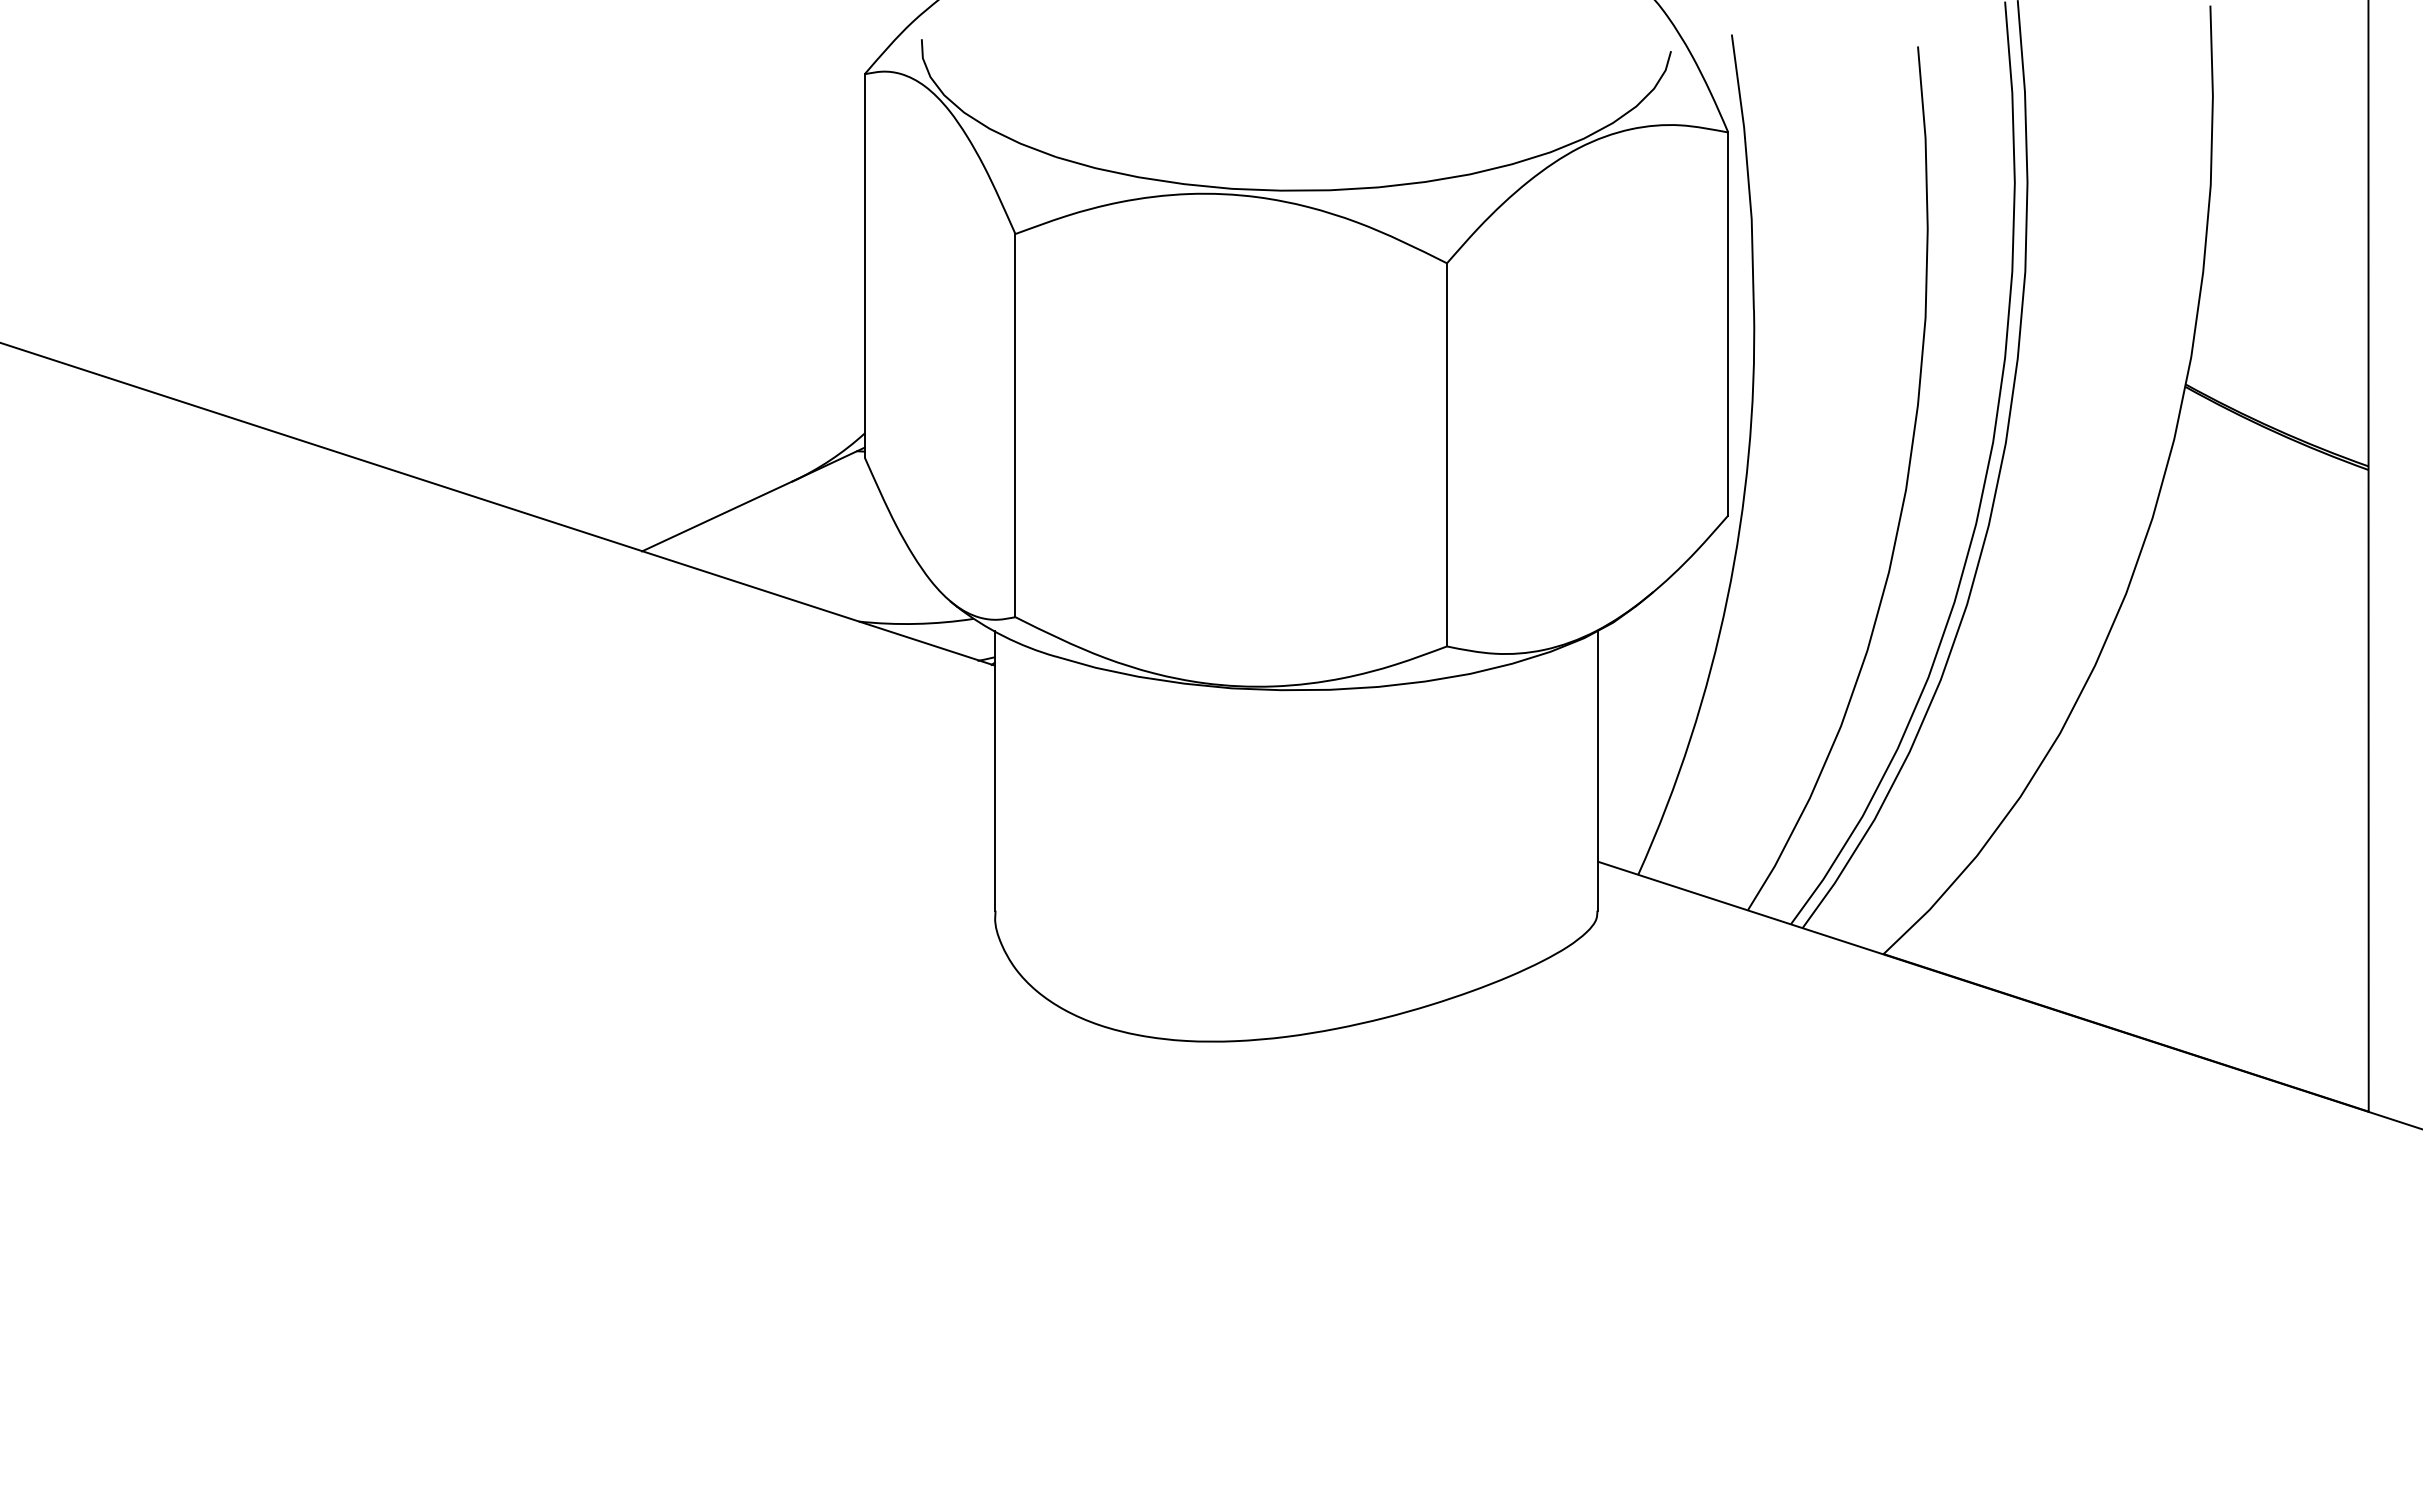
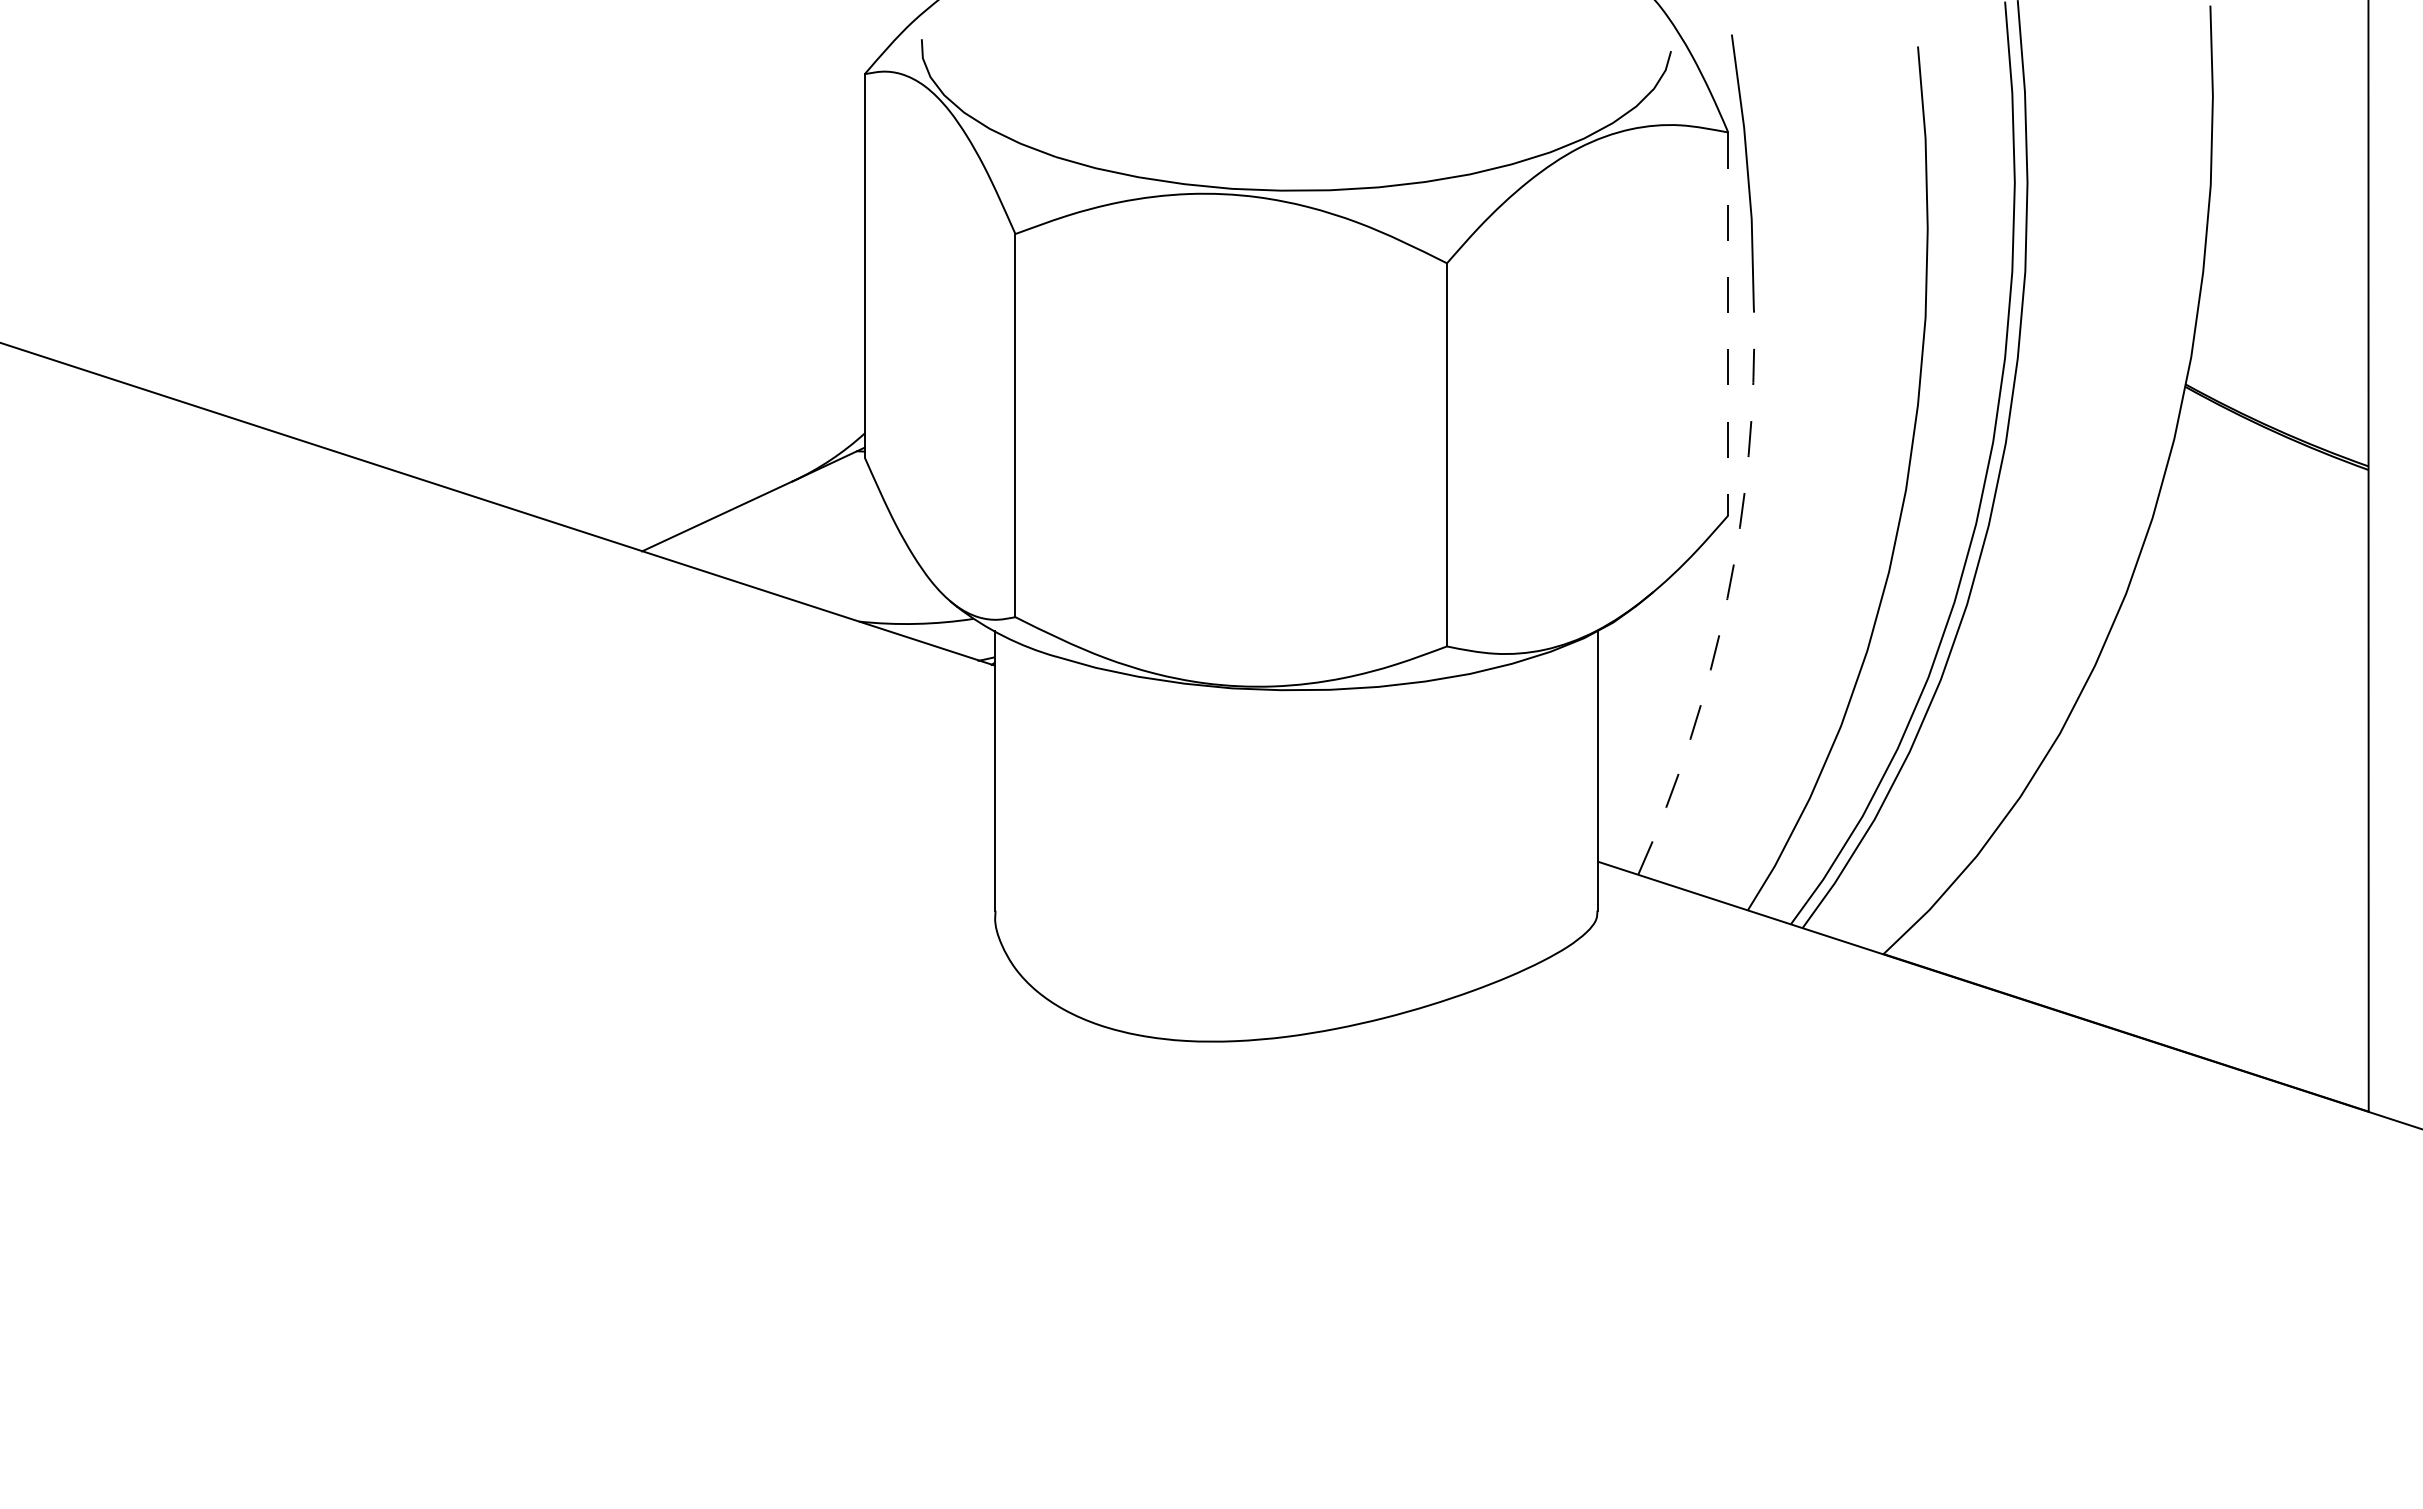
line: solid -> dashed (1728, 324)
arc: solid -> dashed (1727, 598)
